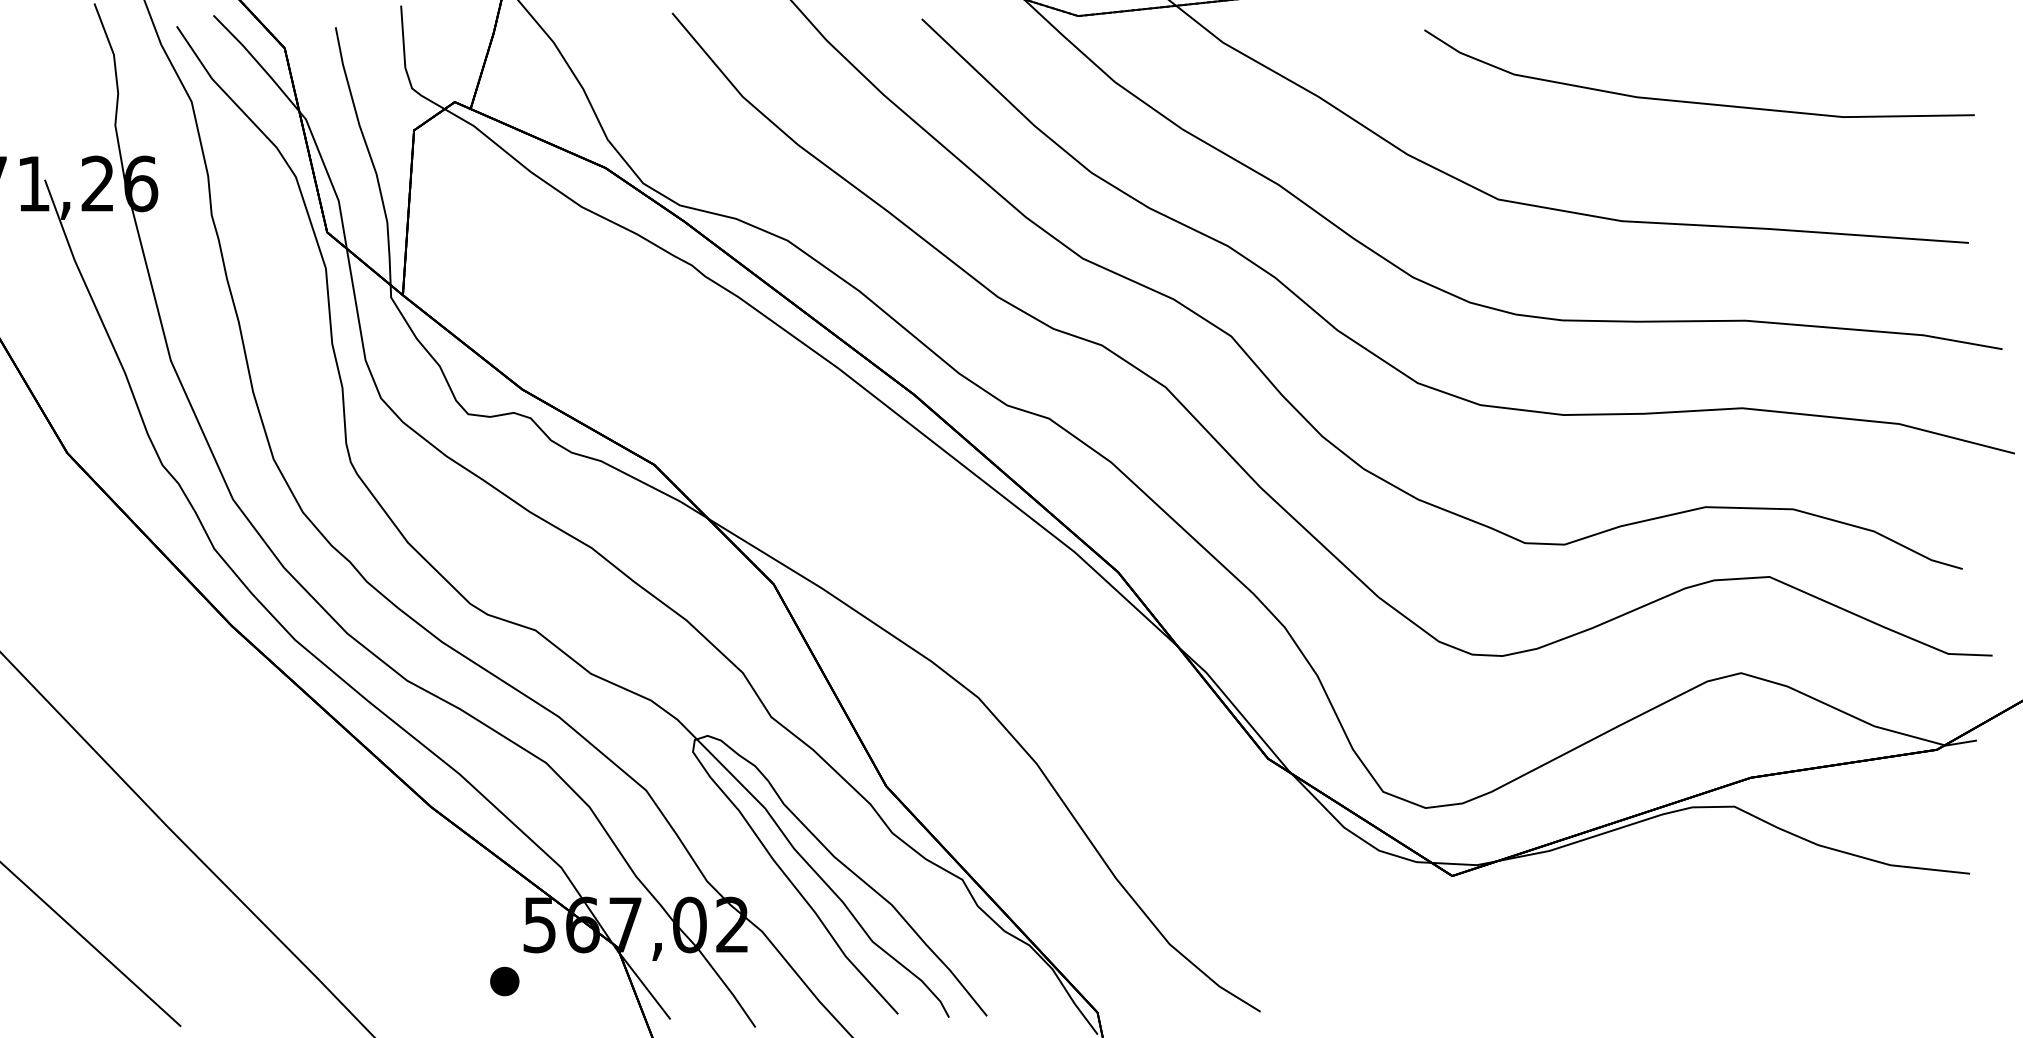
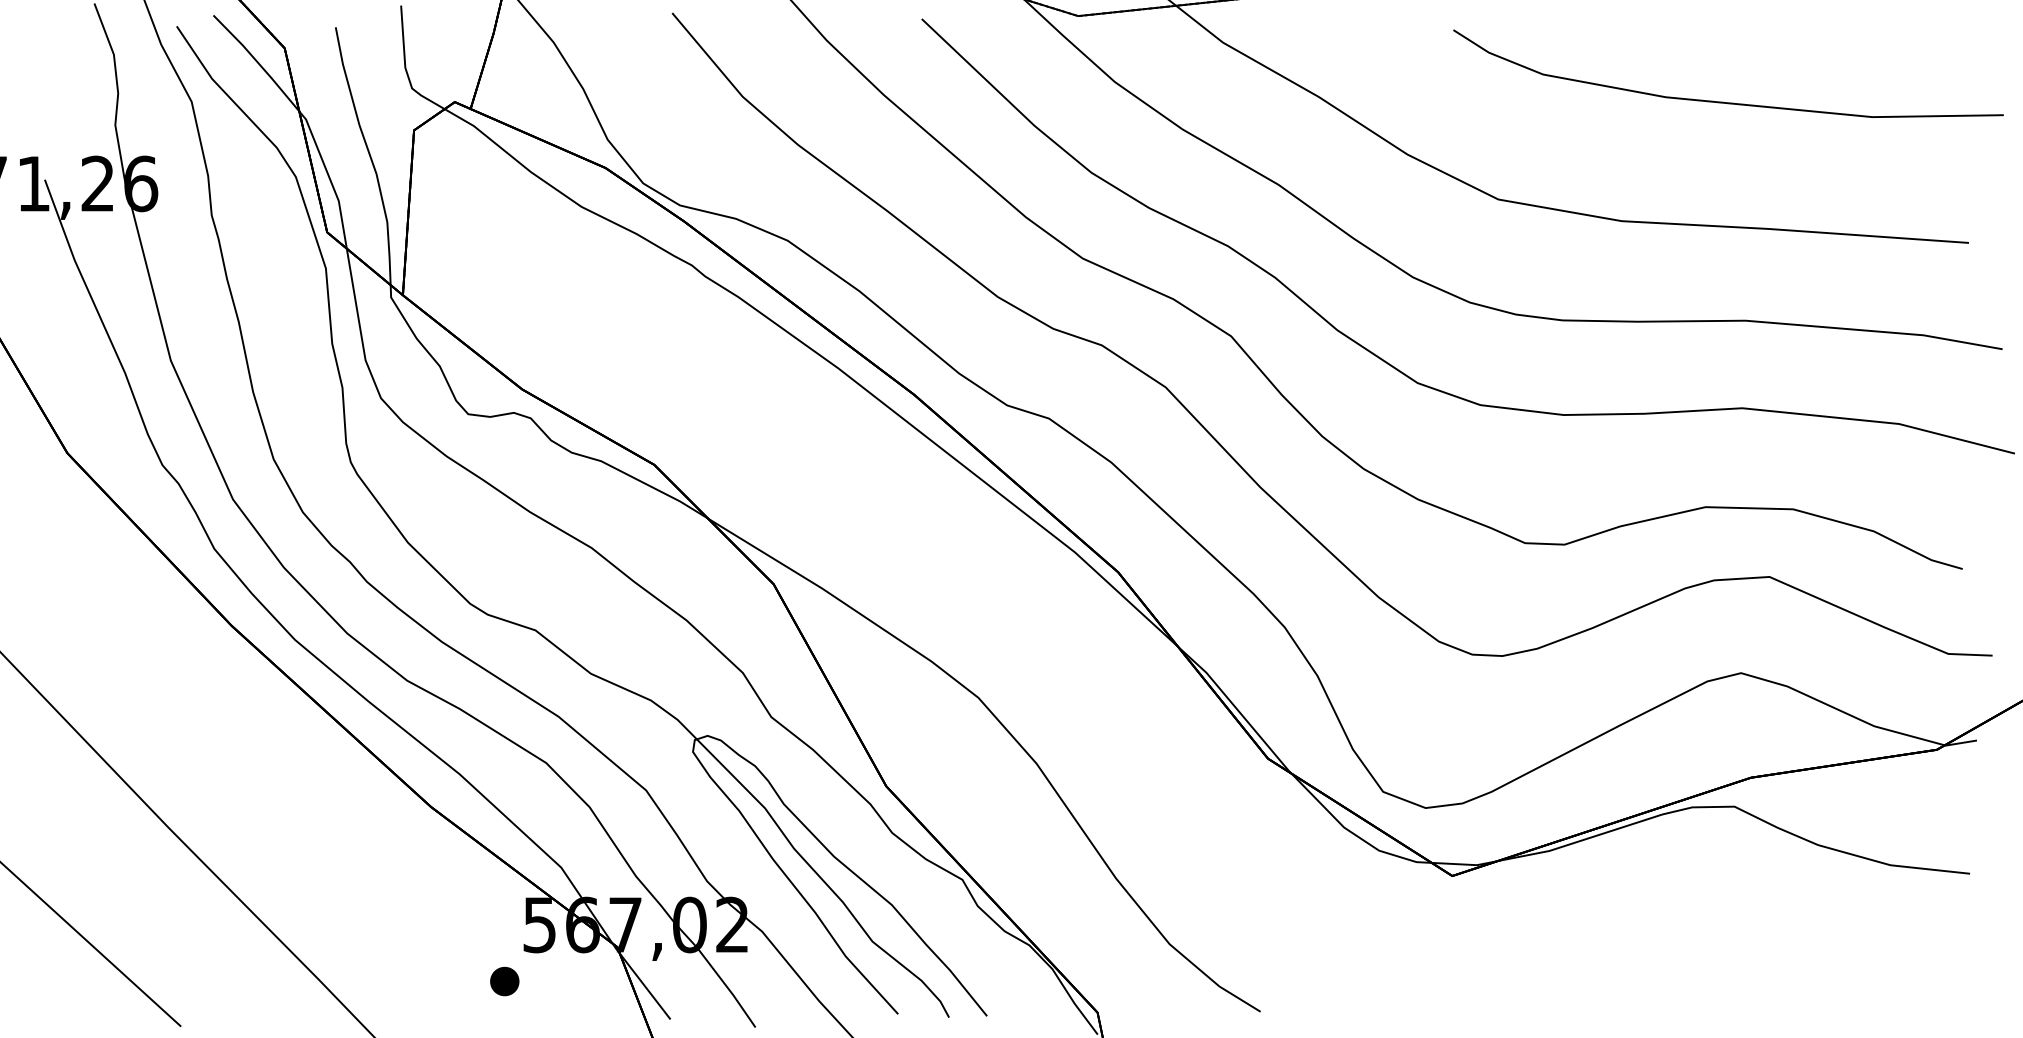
part position: (1694, 101) -> (1723, 101) (1723, 101)
